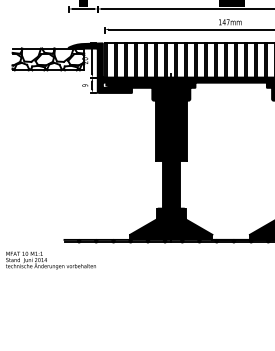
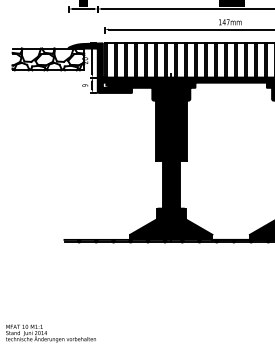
text position: (50, 260) -> (50, 333) (50, 333)
